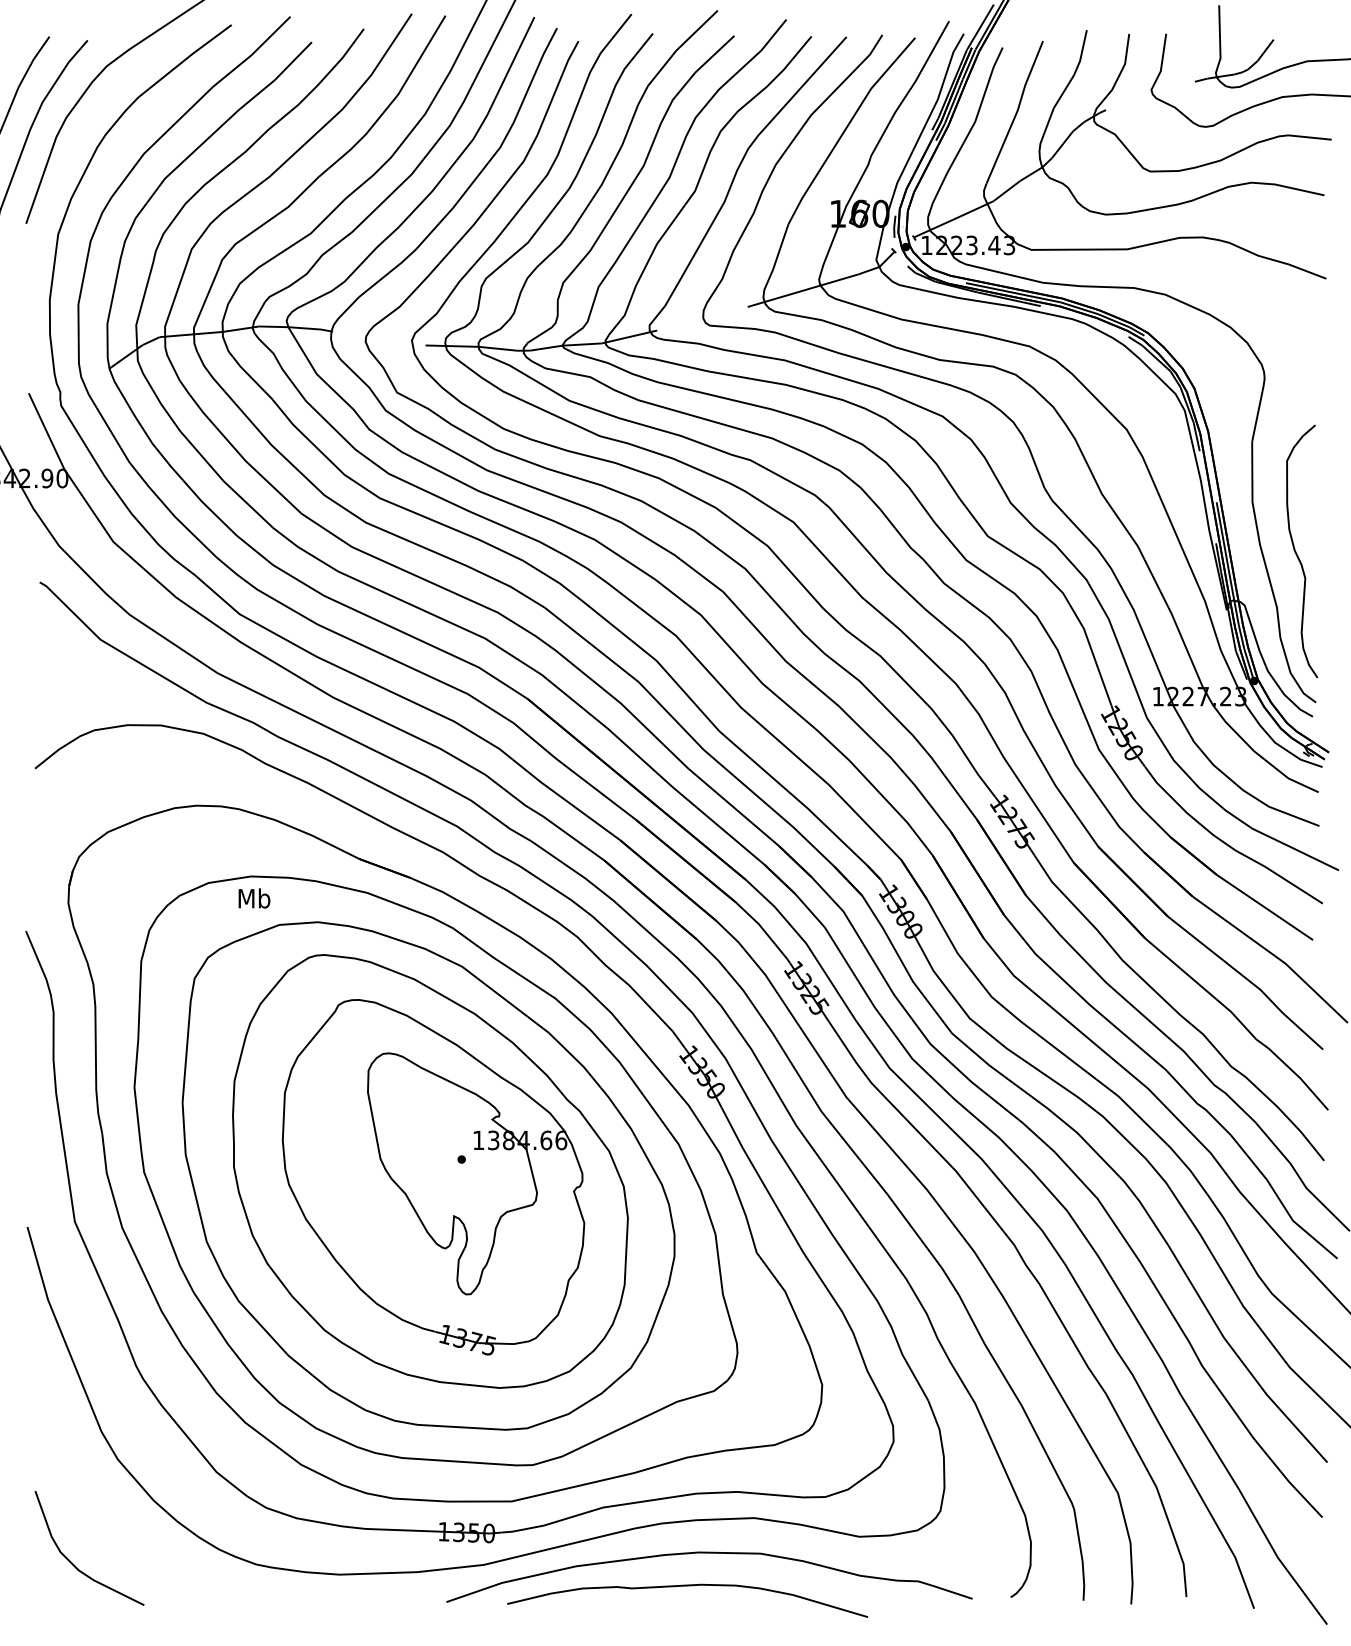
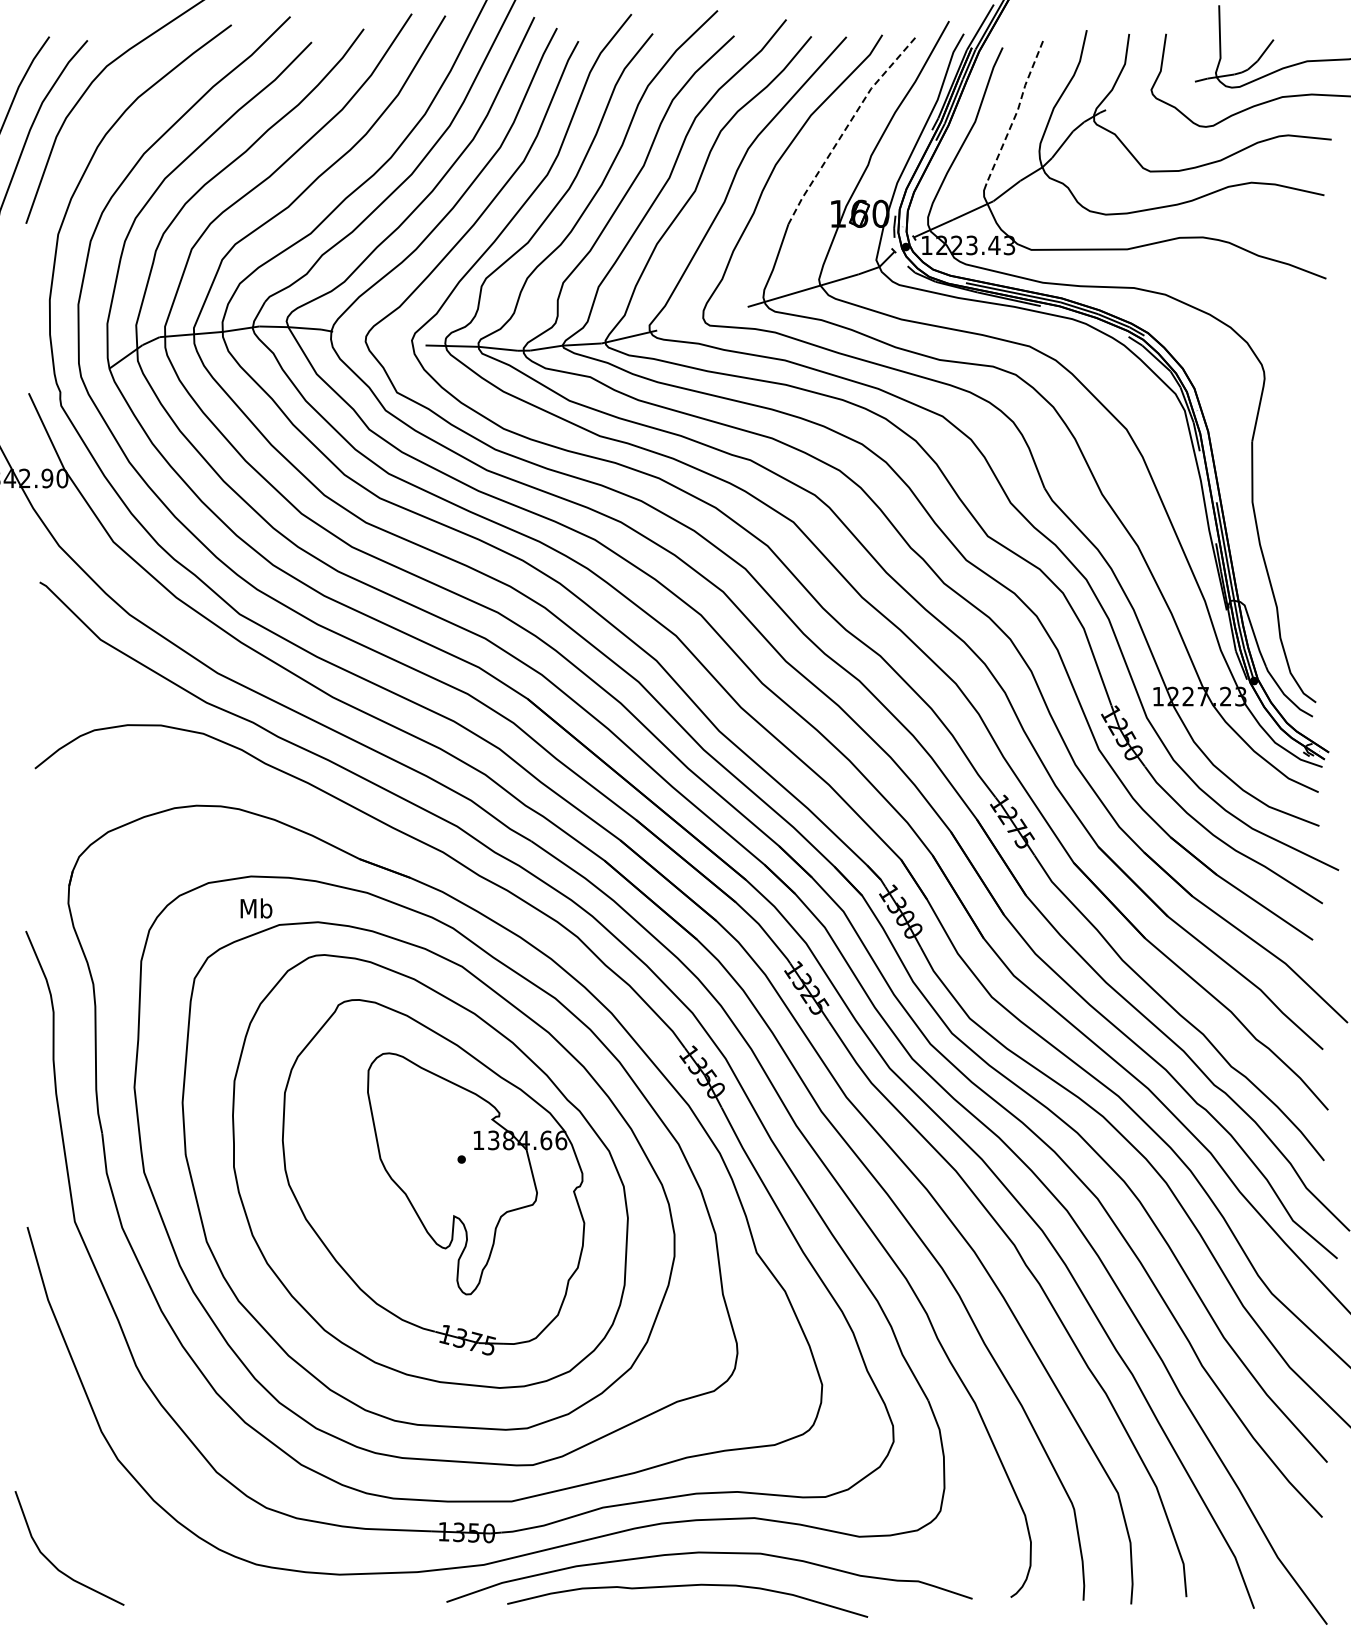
line: solid -> dashed (1017, 112)
line: solid -> dashed (846, 127)
curve: present -> none (1297, 553)
text position: (254, 898) -> (256, 908) (256, 908)
curve position: (73, 1563) -> (53, 1563) (53, 1563)
